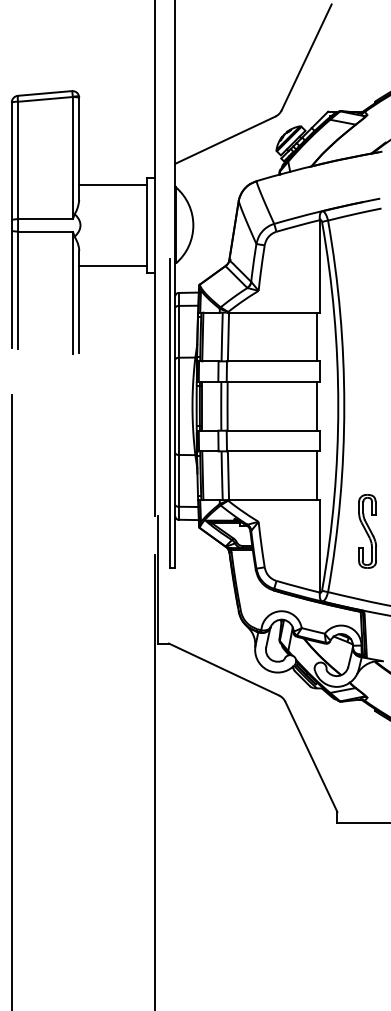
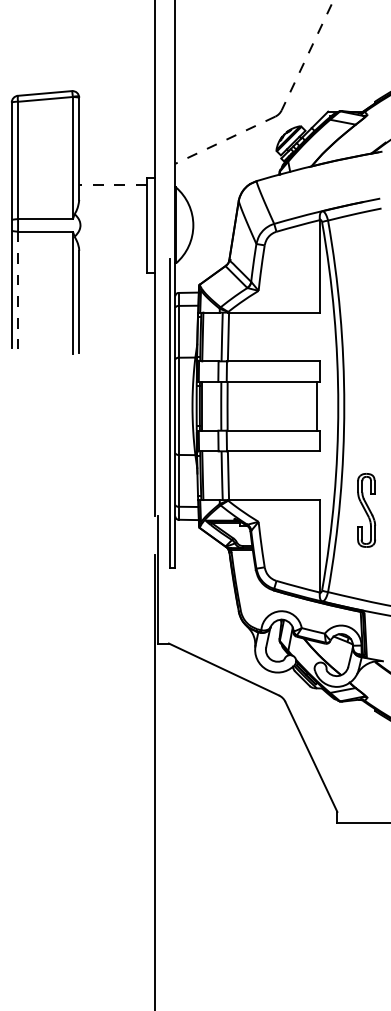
line: solid -> dashed (306, 57)
line: solid -> dashed (224, 140)
line: solid -> dashed (112, 184)
line: present -> none (112, 265)
line: solid -> dashed (18, 290)
line: present -> none (316, 336)
line: present -> none (316, 475)
part position: (367, 531) -> (366, 510) (366, 510)
line: present -> none (11, 700)
